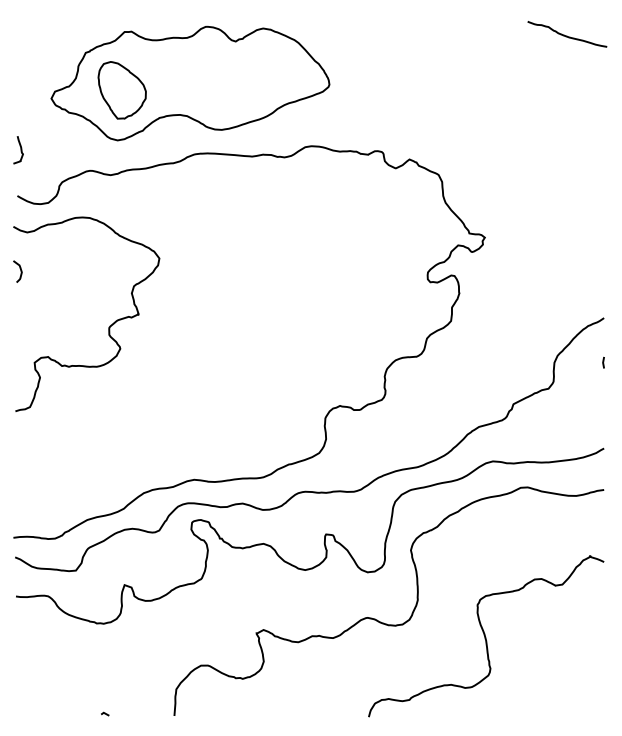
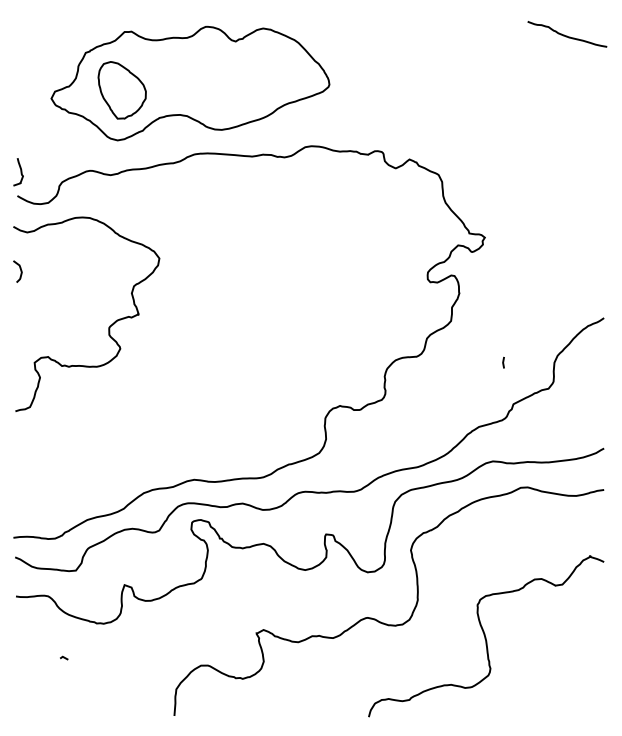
curve position: (20, 150) -> (20, 172) (20, 172)
line position: (603, 362) -> (503, 362) (503, 362)
line position: (105, 713) -> (64, 657) (64, 657)
